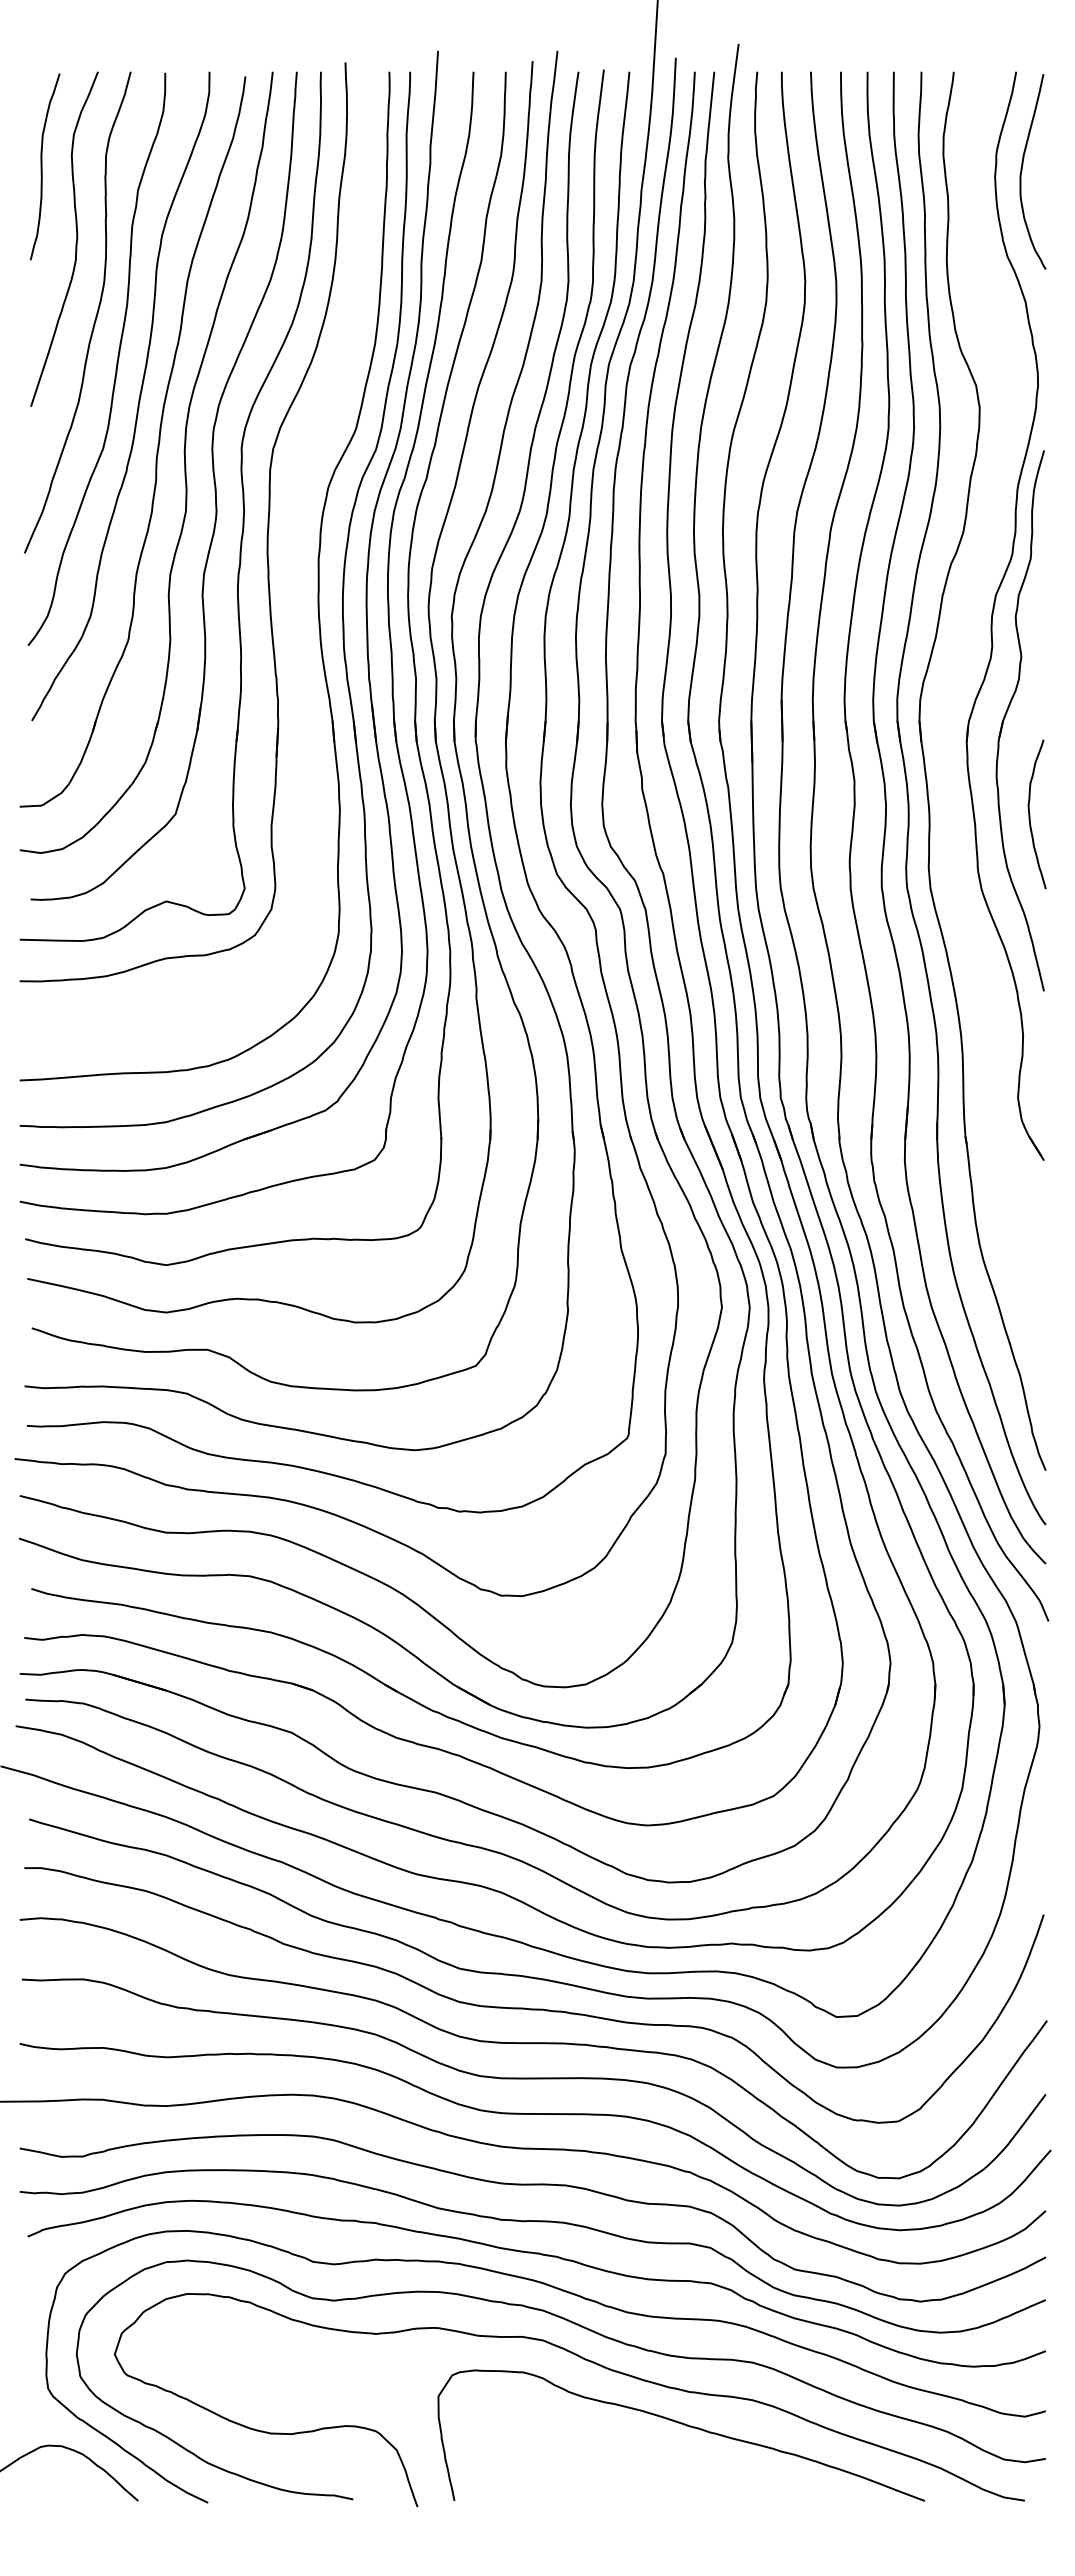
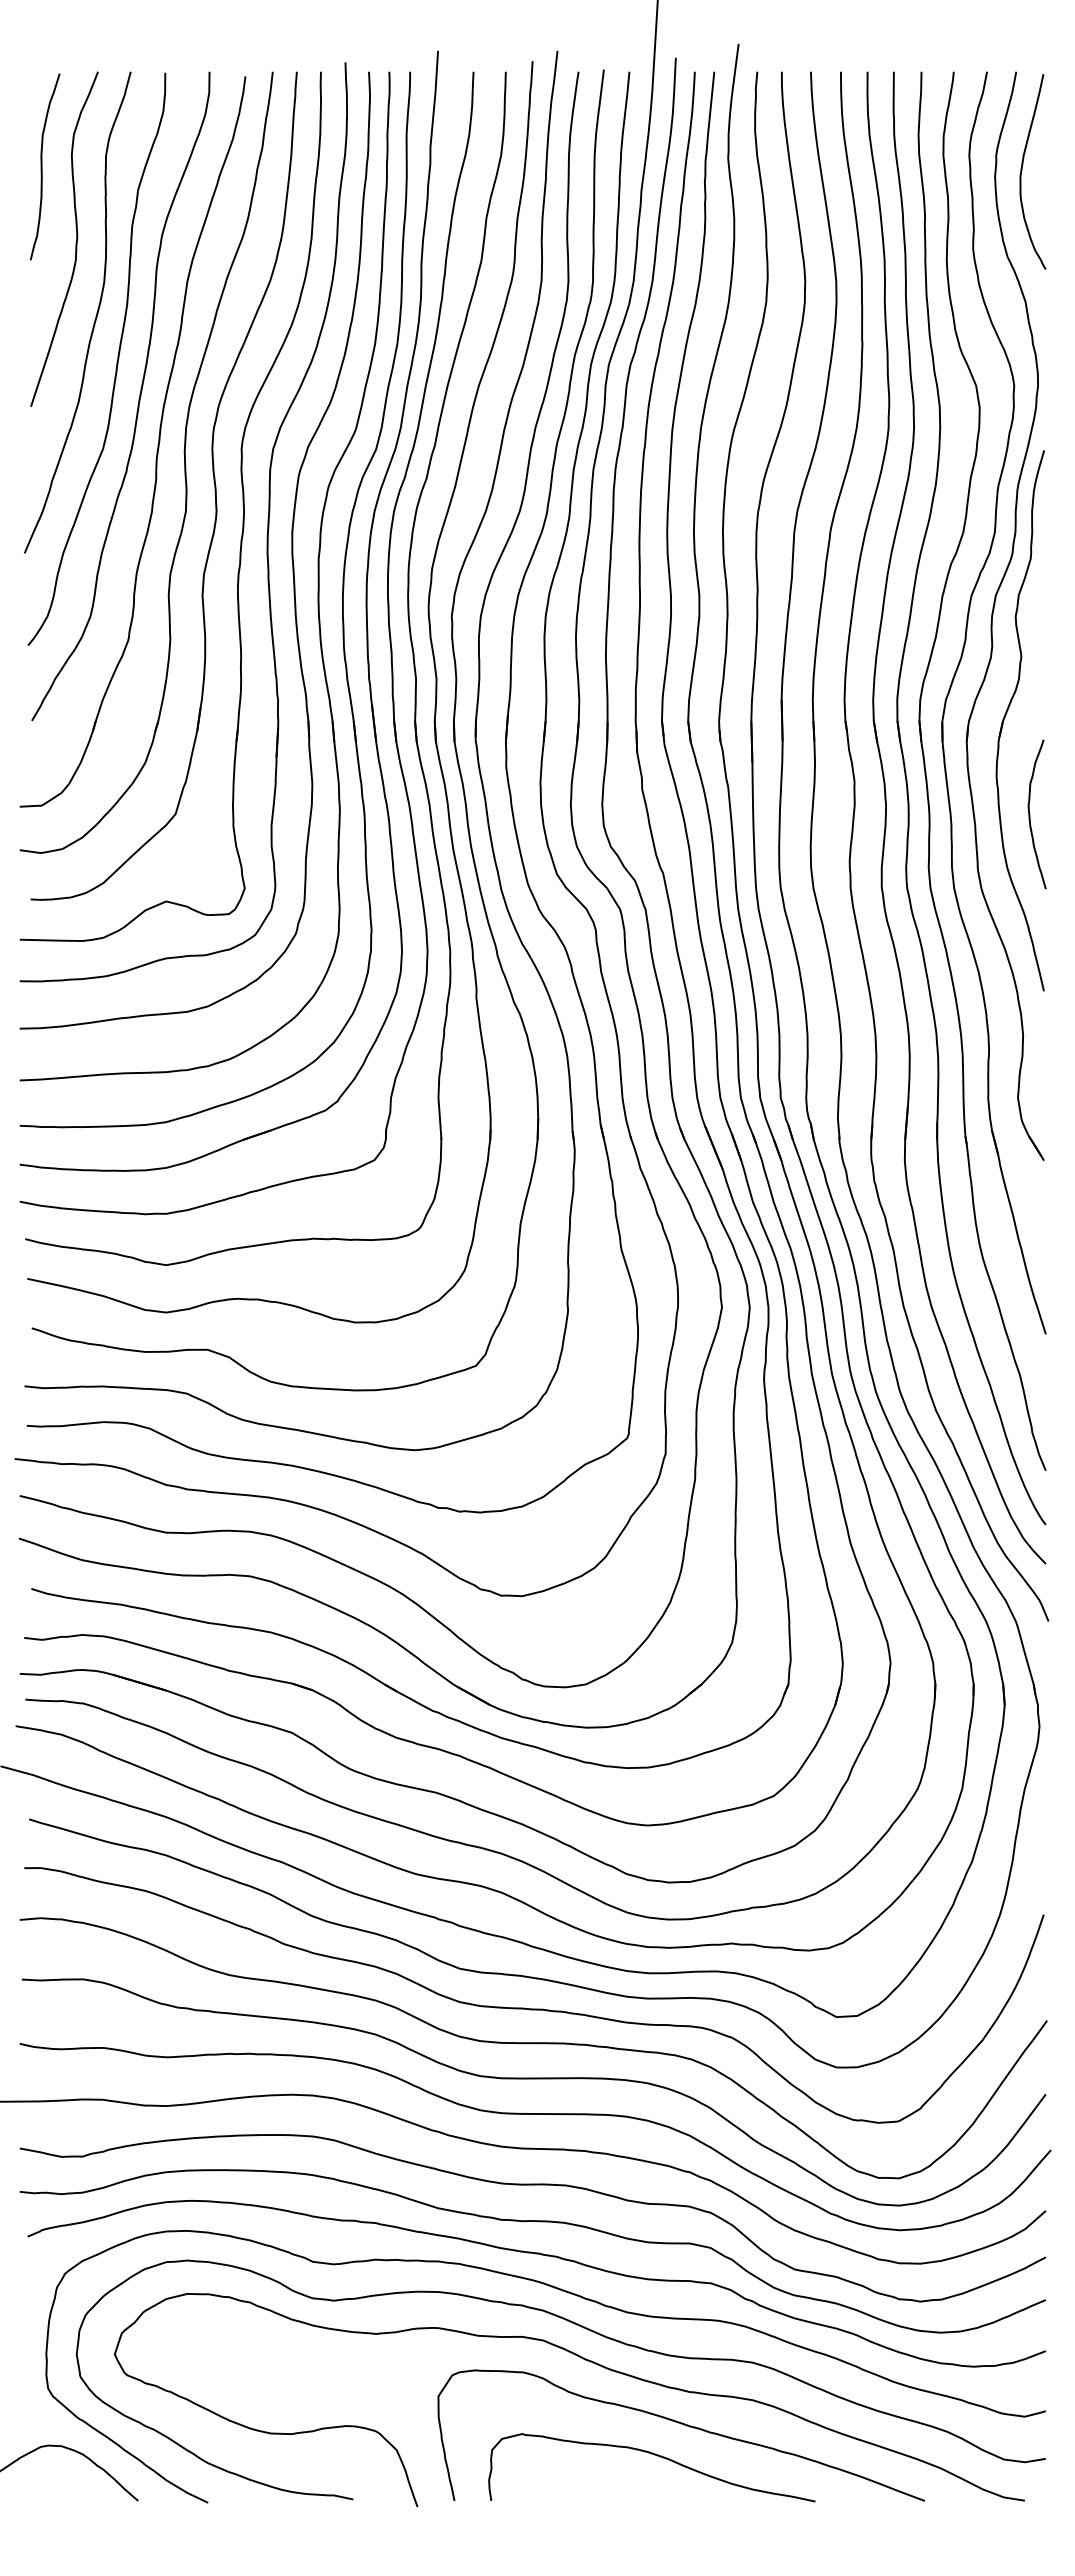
part: none -> present (291, 550)
part: none -> present (951, 688)
curve: none -> present (654, 2455)
